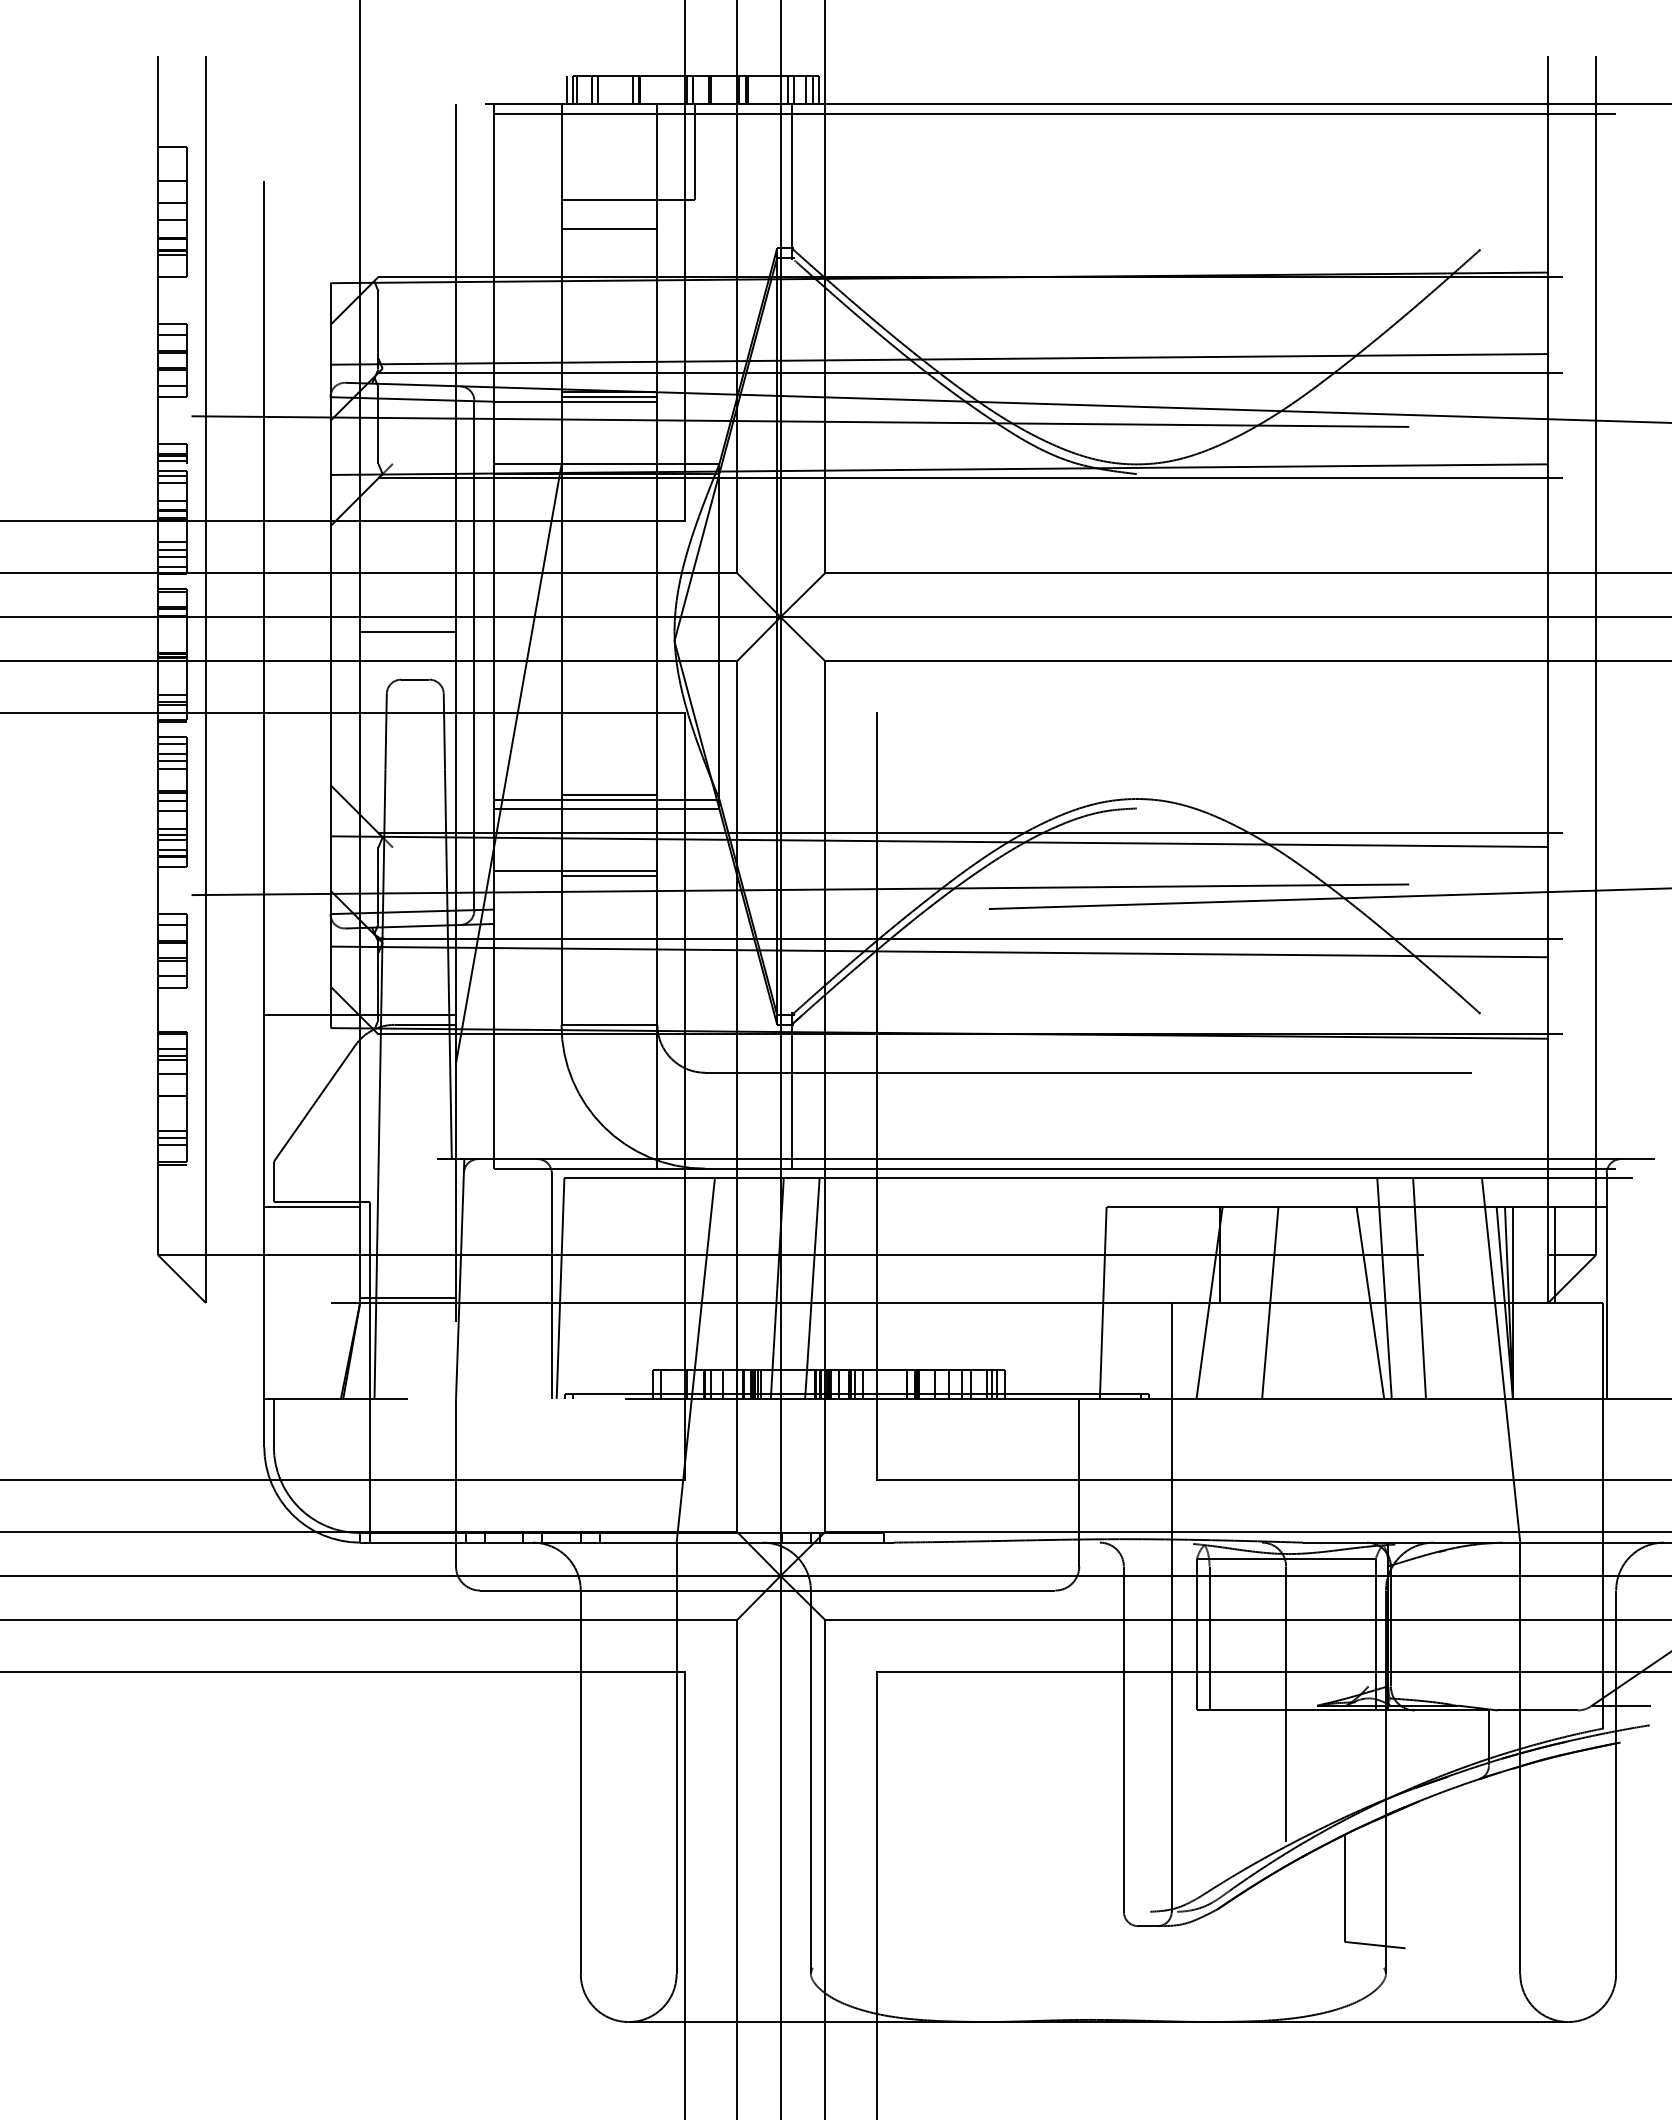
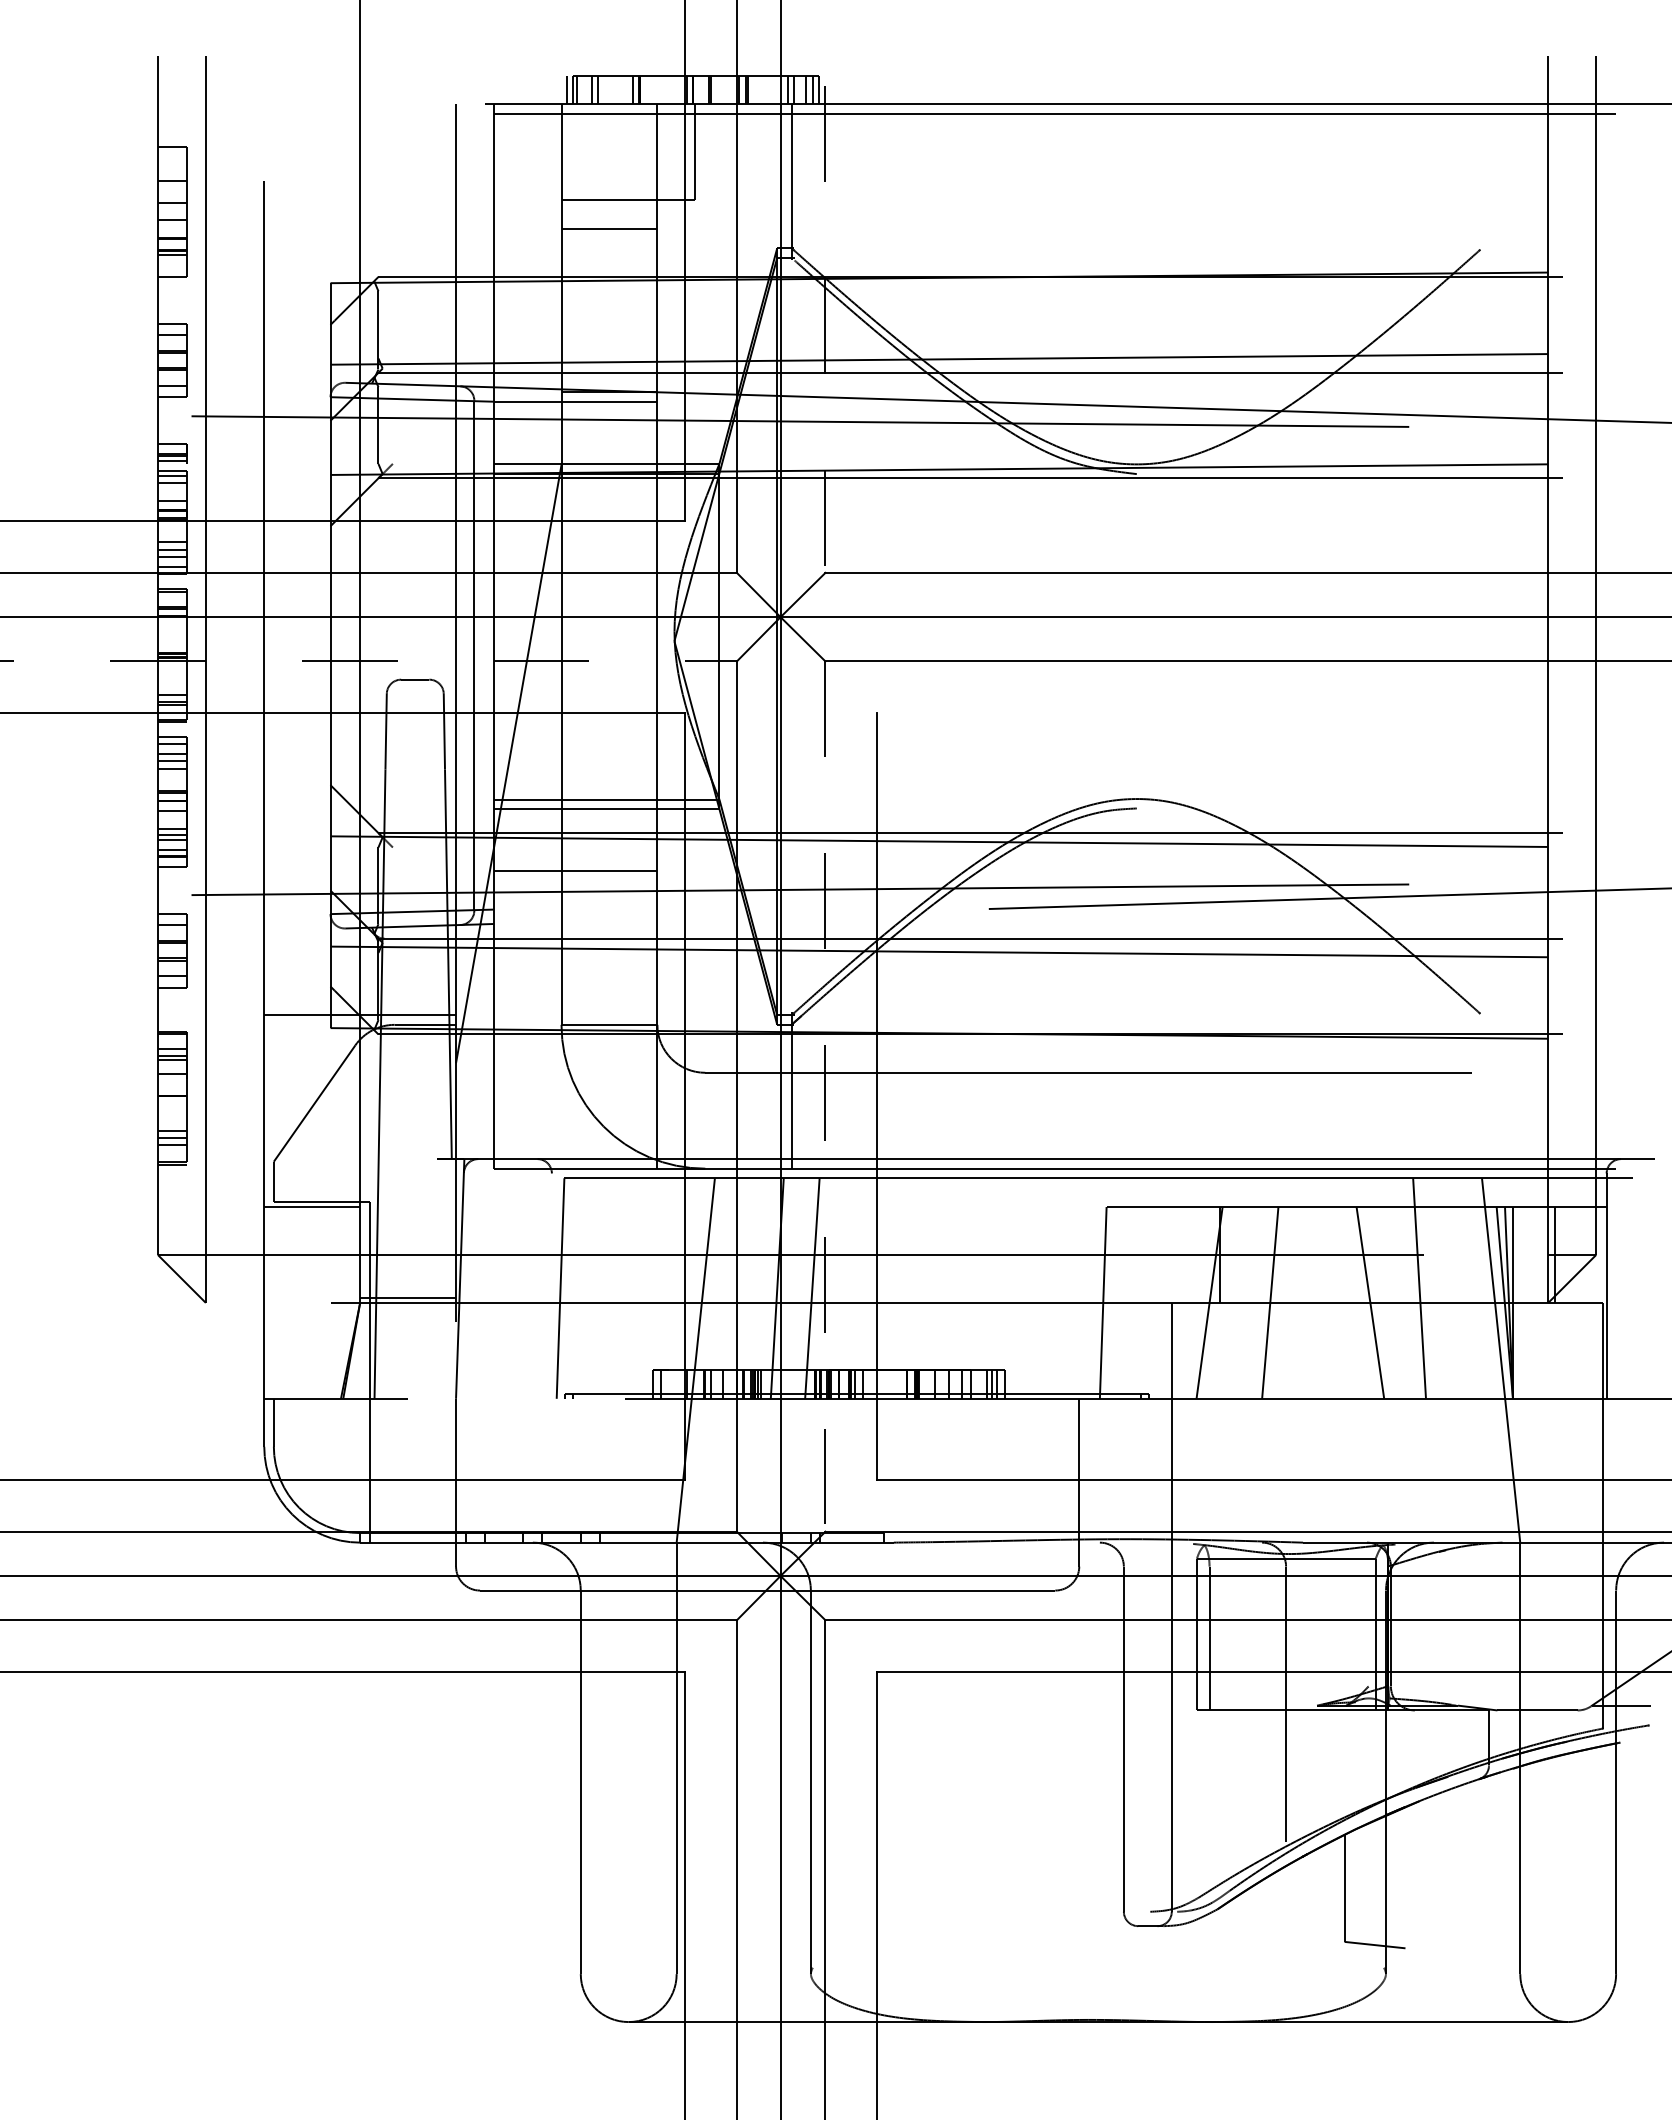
line: solid -> dashed (825, 287)
line: present -> none (609, 396)
line: present -> none (408, 631)
line: solid -> dashed (368, 661)
line: present -> none (609, 794)
line: present -> none (609, 876)
line: solid -> dashed (825, 1097)
line: present -> none (551, 1285)
line: present -> none (1384, 1288)
